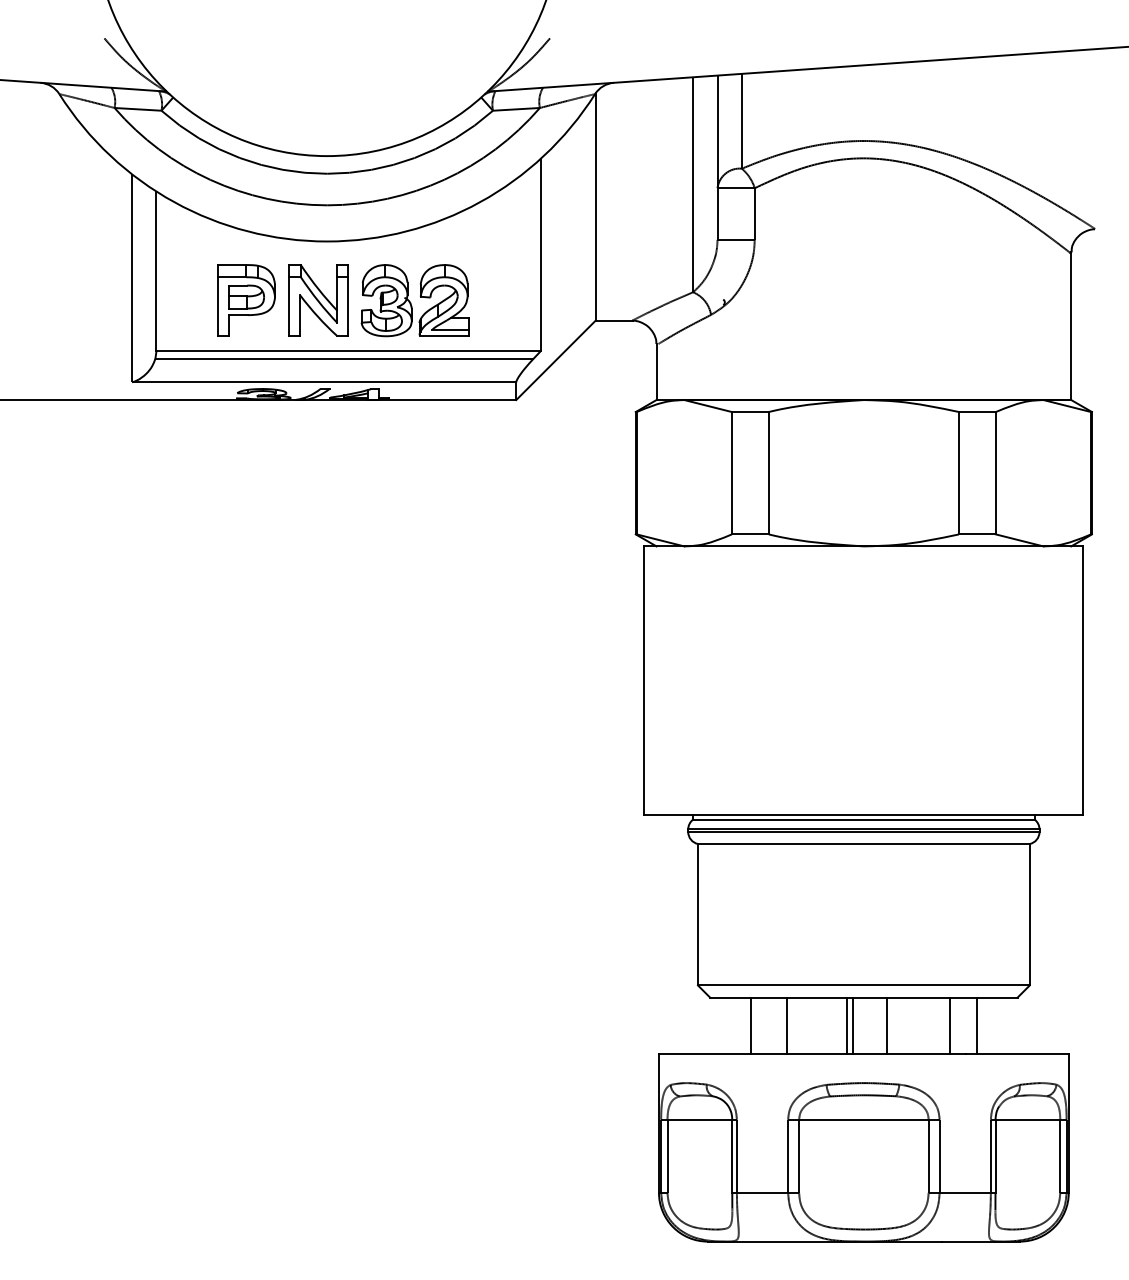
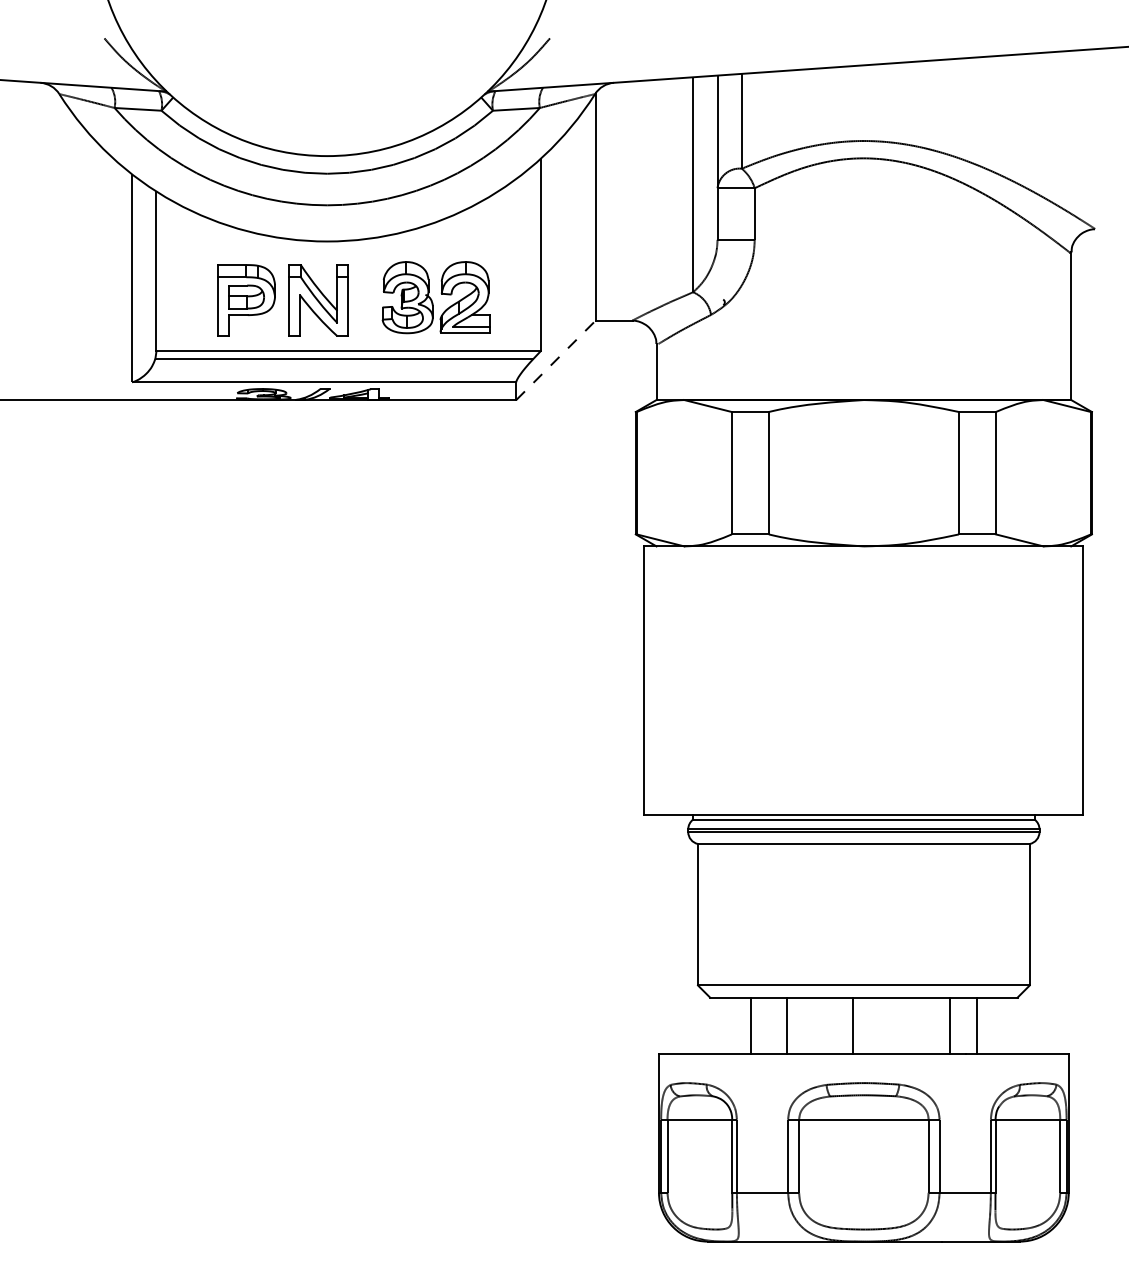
part position: (414, 300) -> (435, 297) (435, 297)
line: solid -> dashed (556, 360)
line: present -> none (846, 1025)
line: present -> none (887, 1025)
